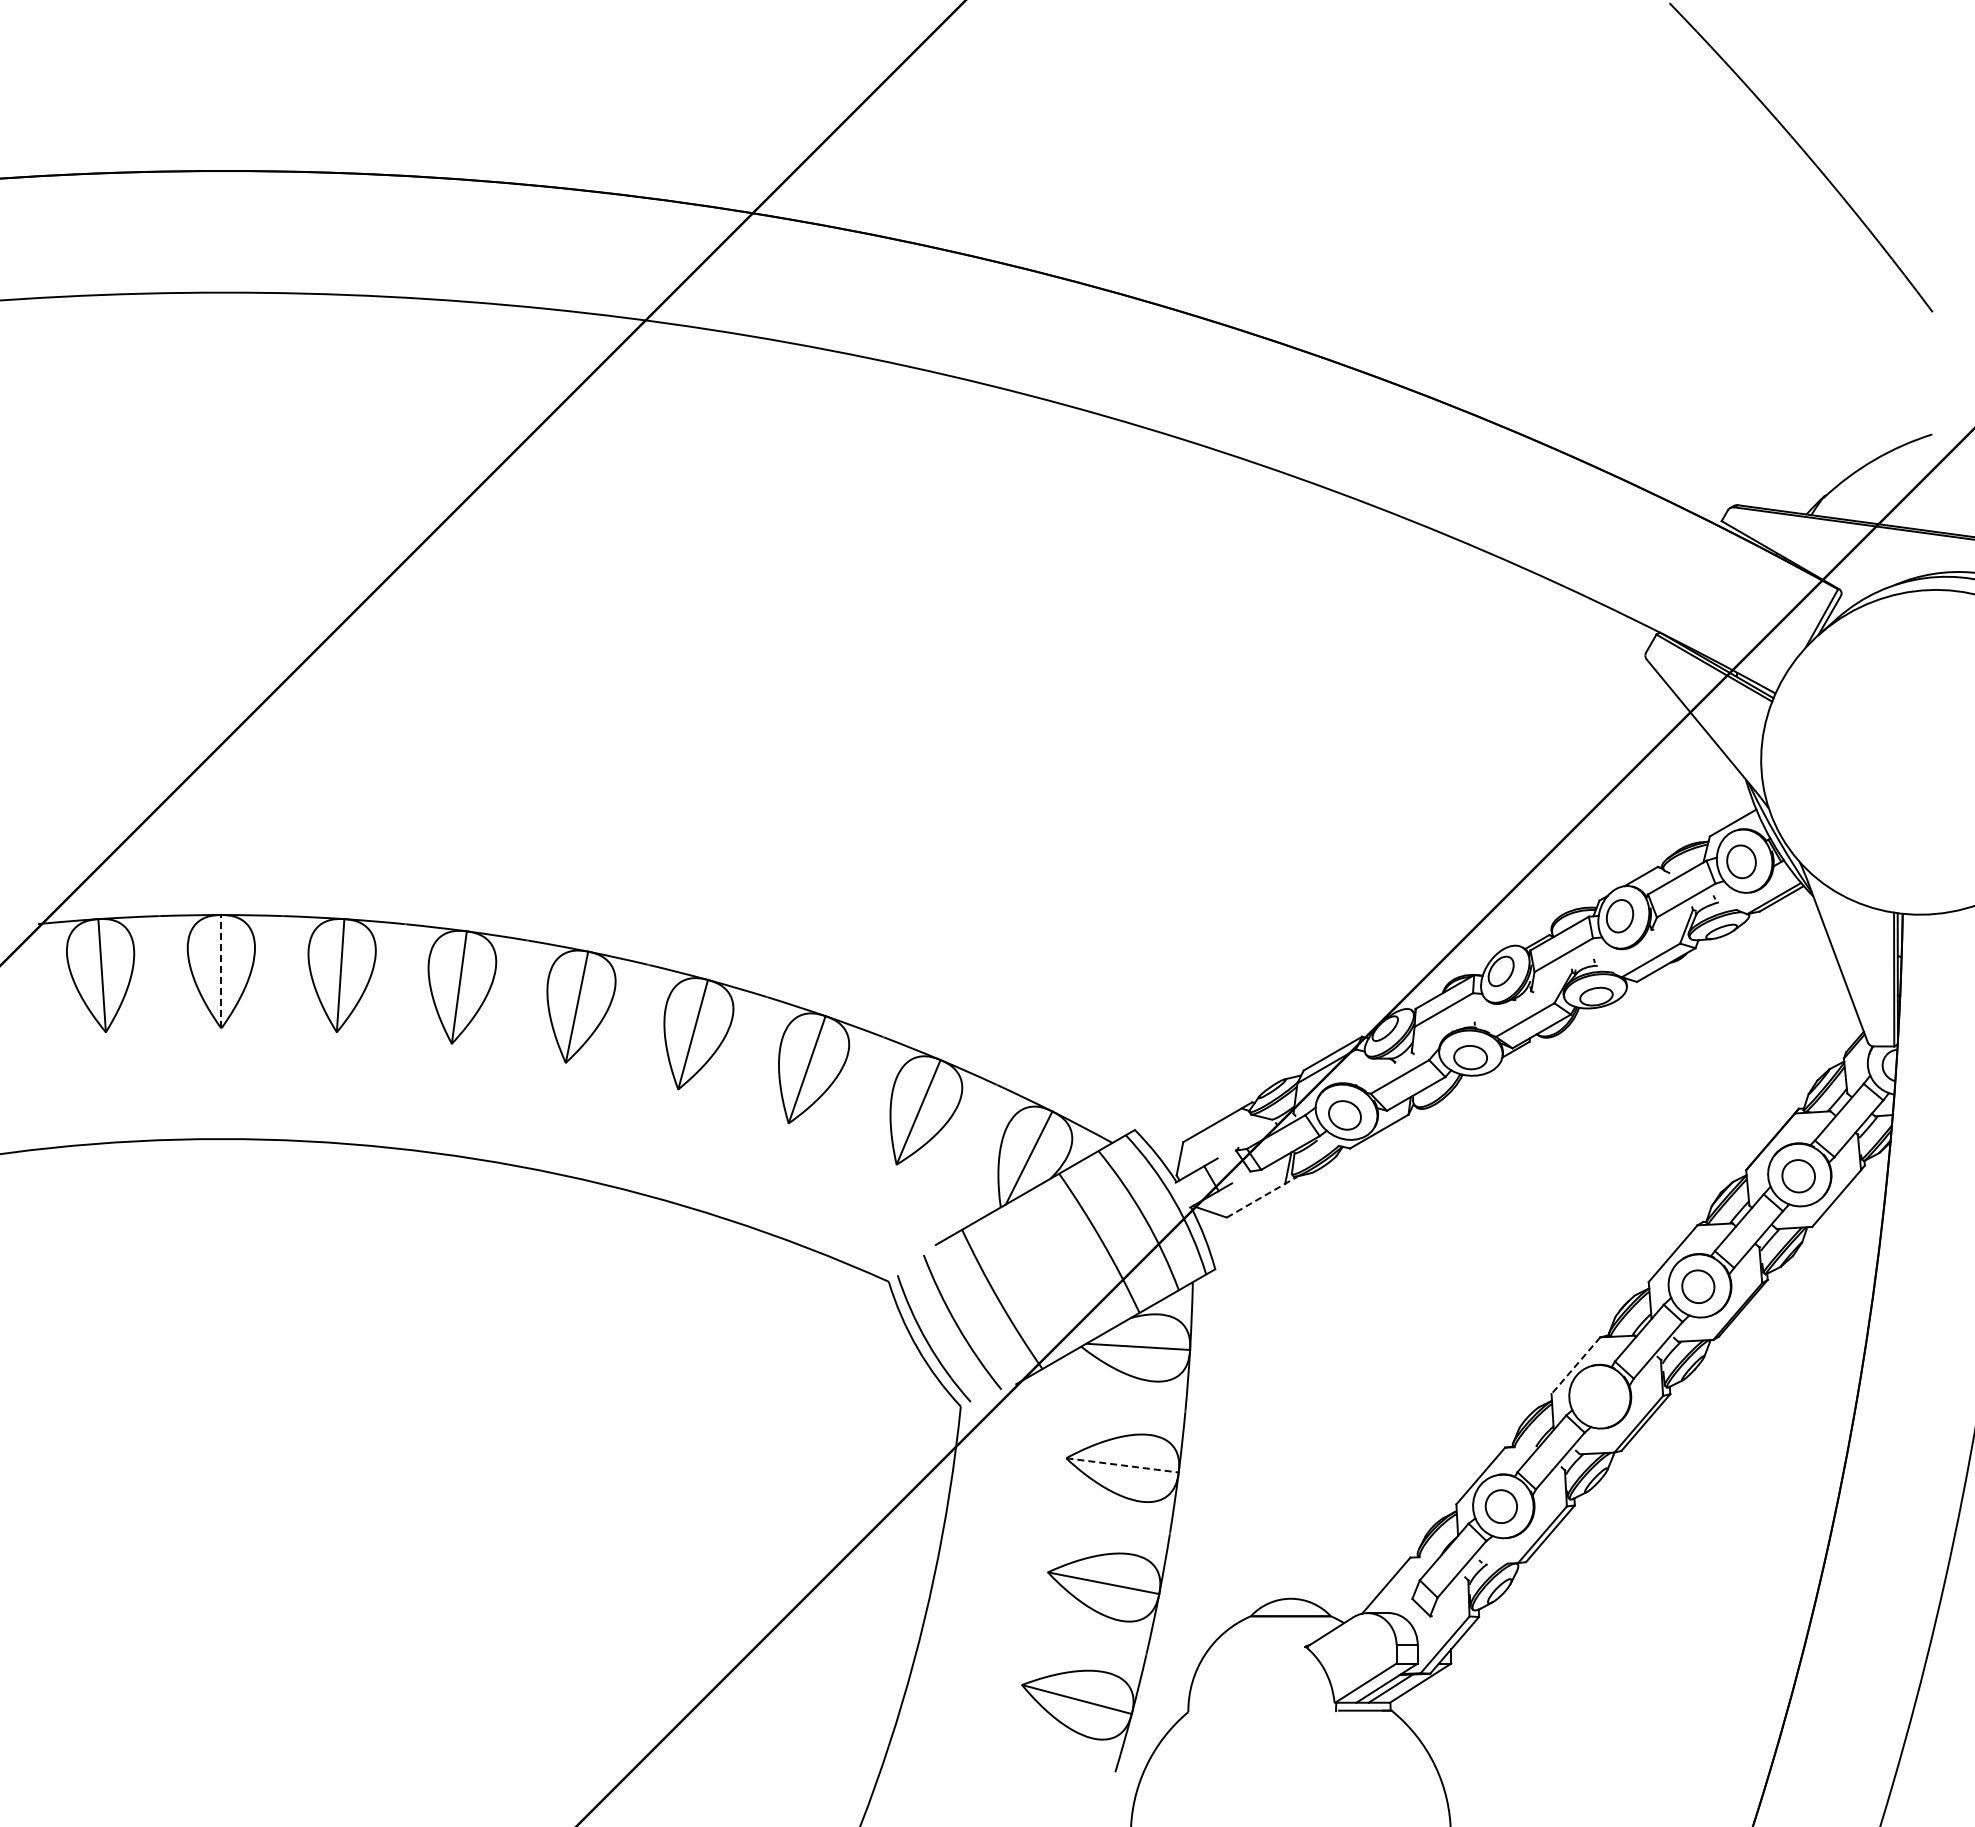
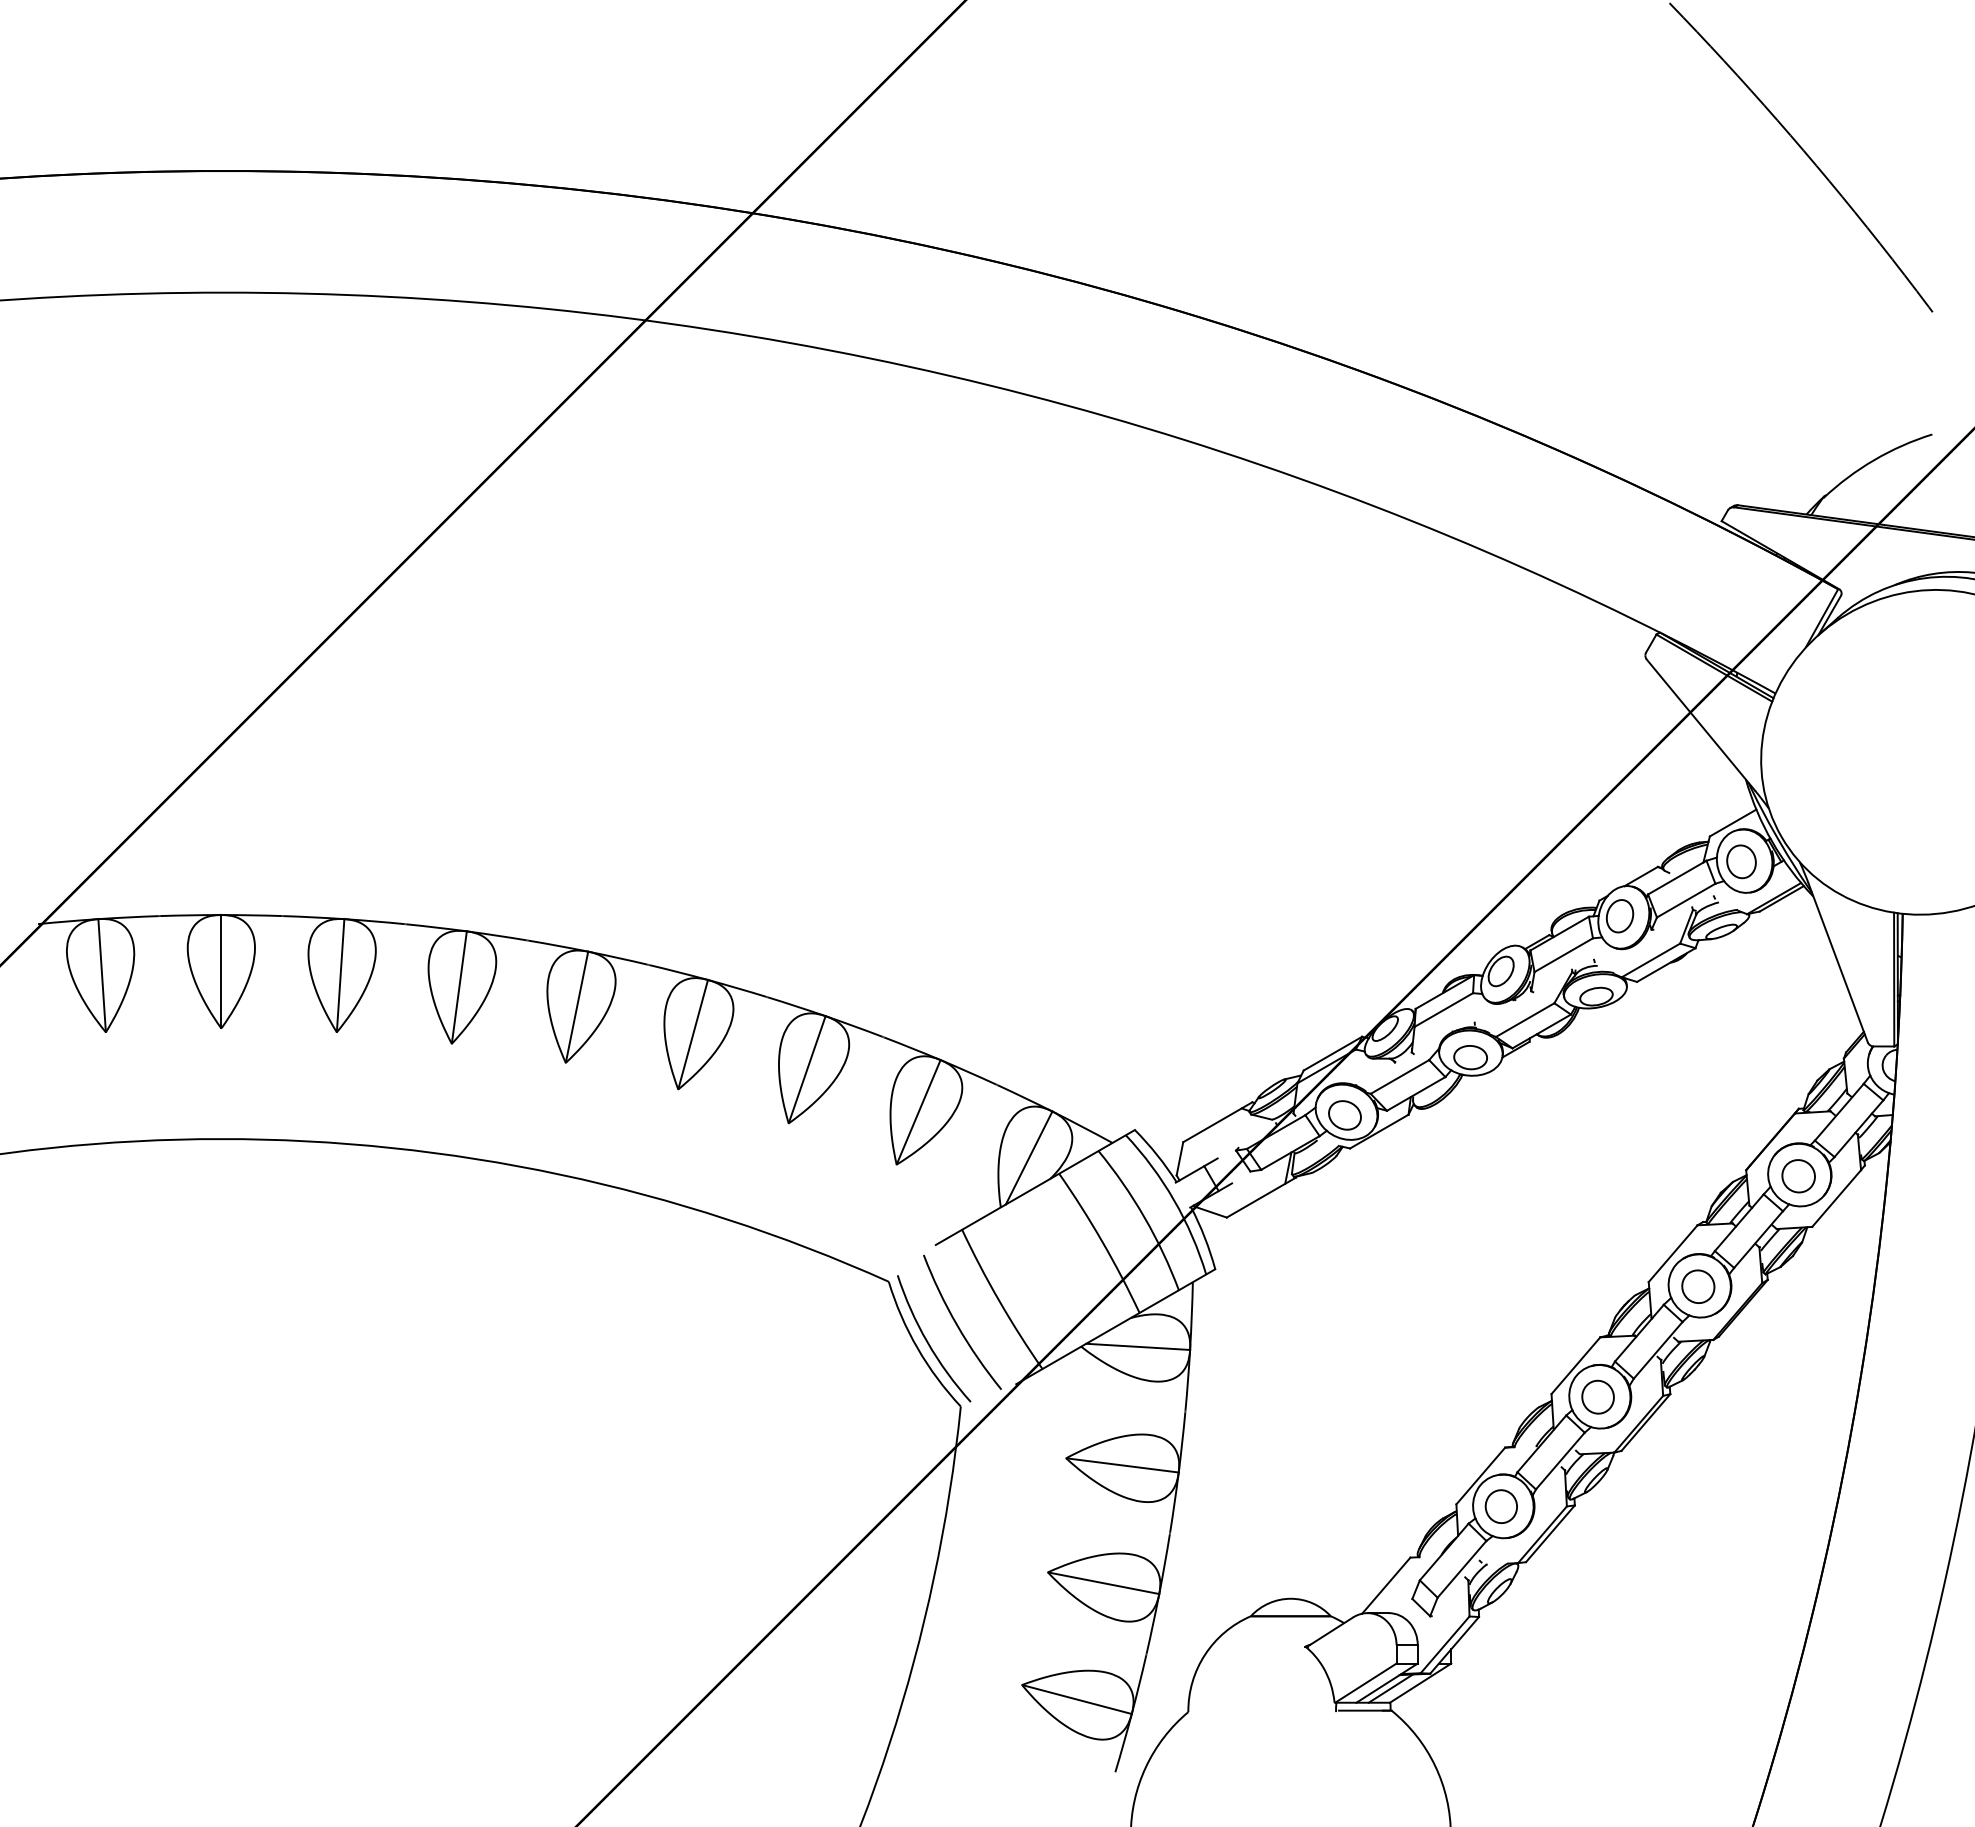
line: dashed -> solid (221, 971)
line: dashed -> solid (1261, 1197)
line: dashed -> solid (1575, 1366)
part: none -> present (1597, 1396)
line: dashed -> solid (1123, 1465)
